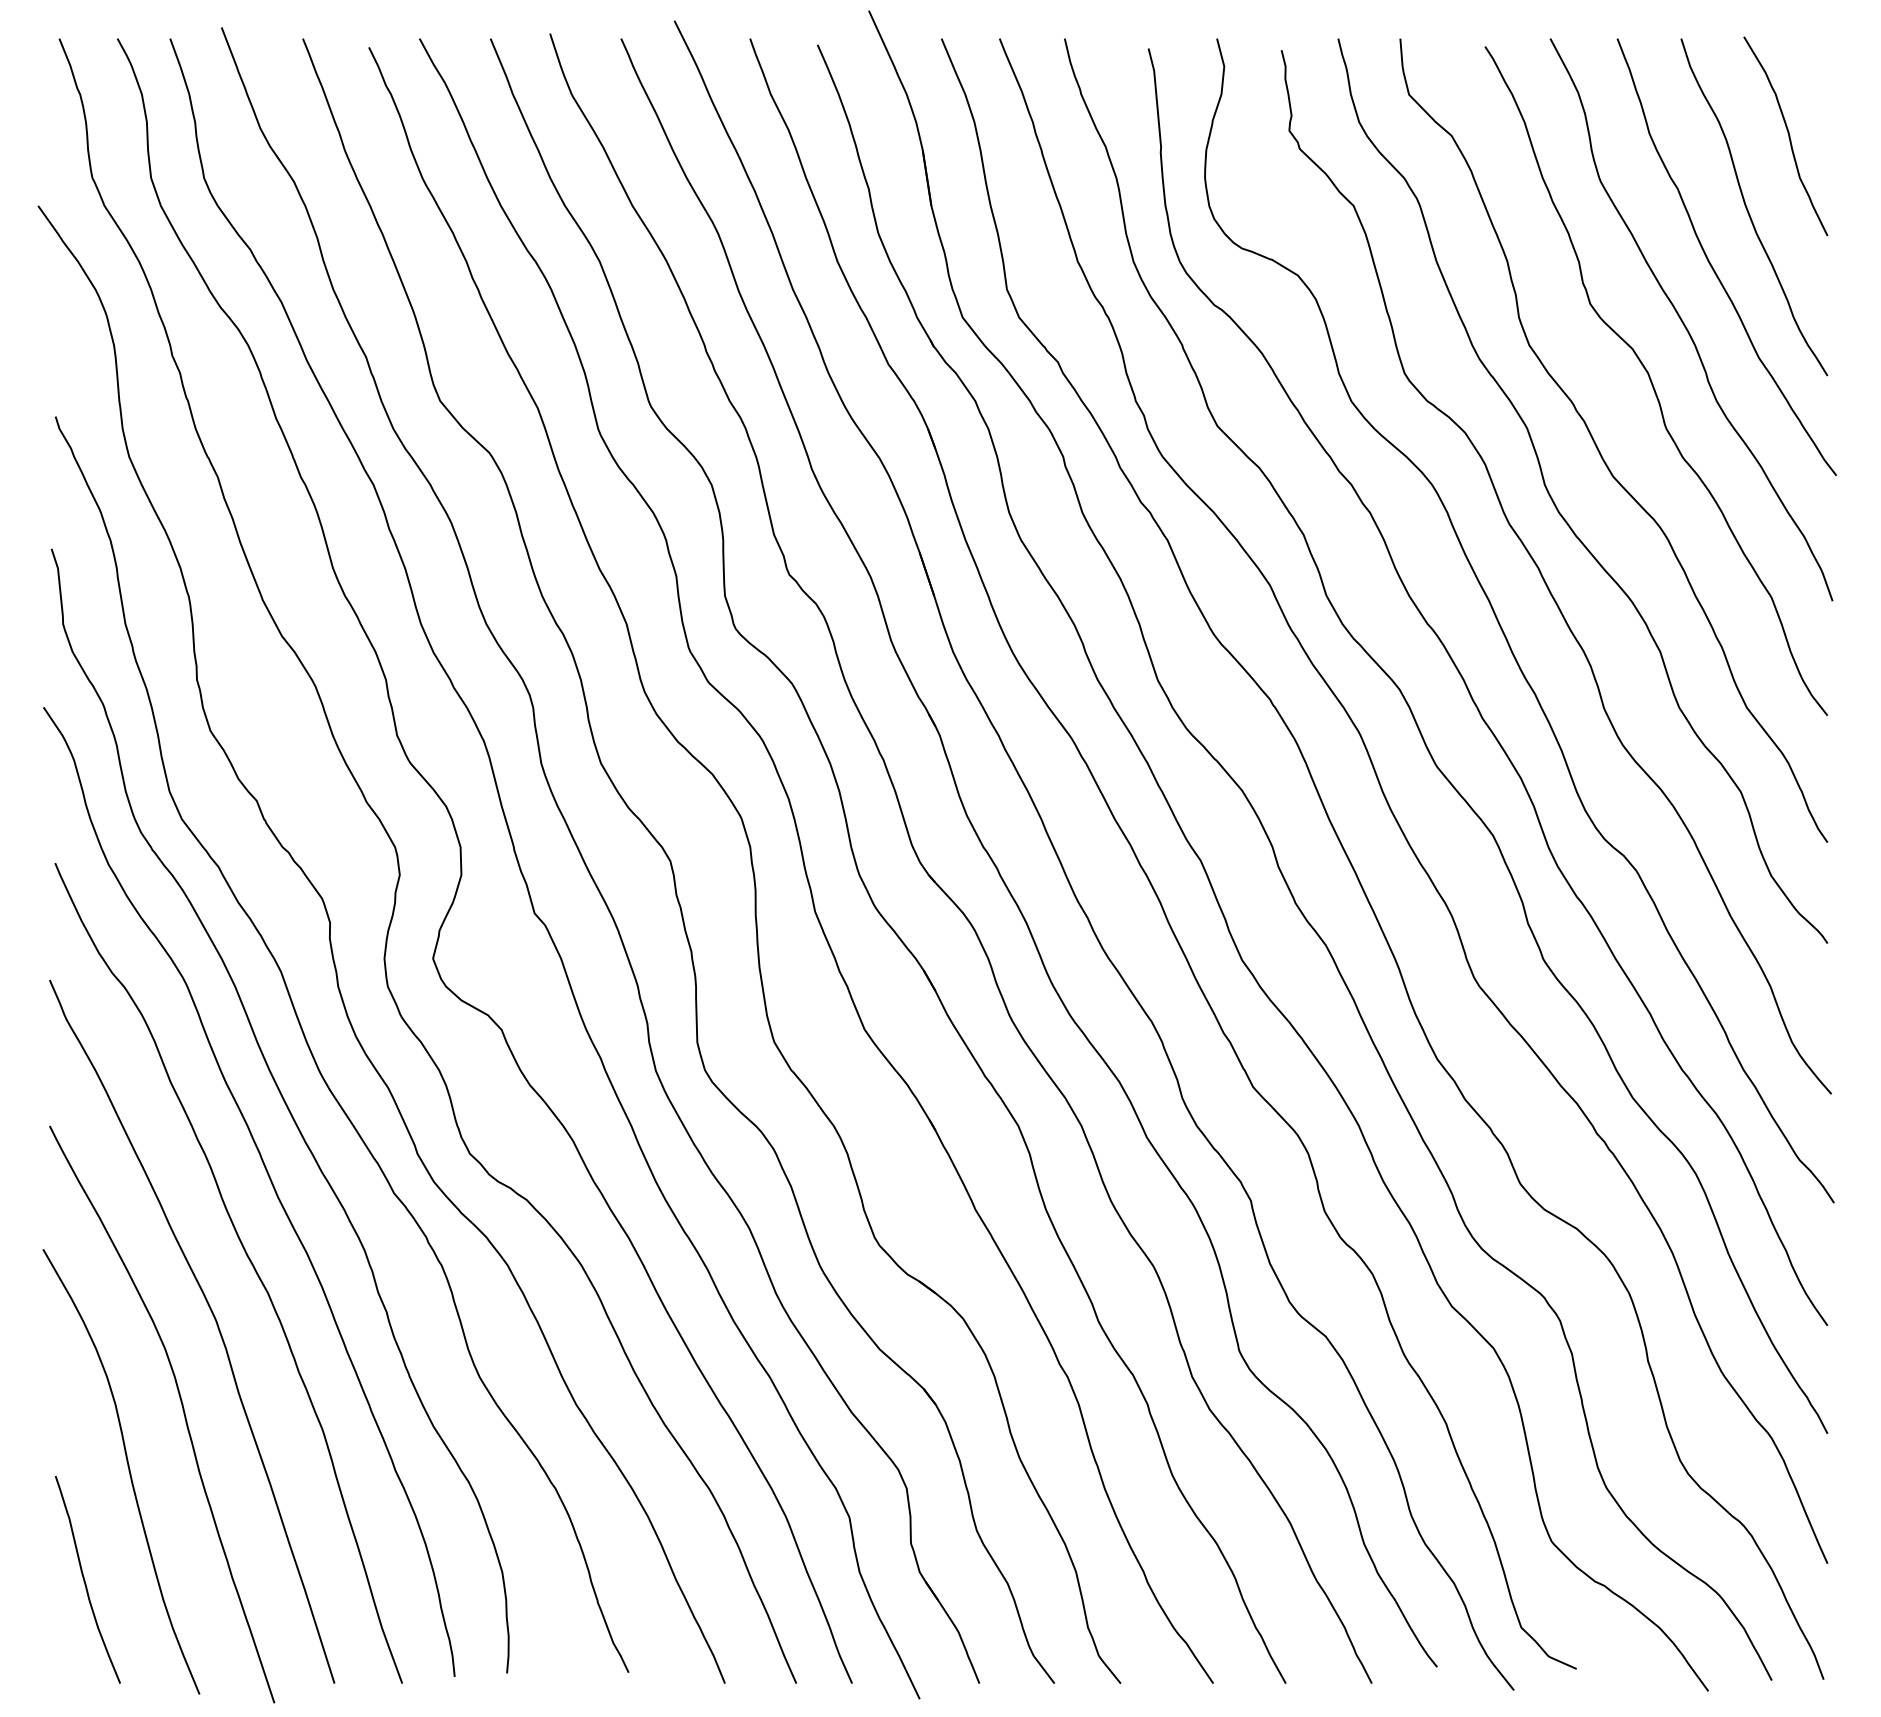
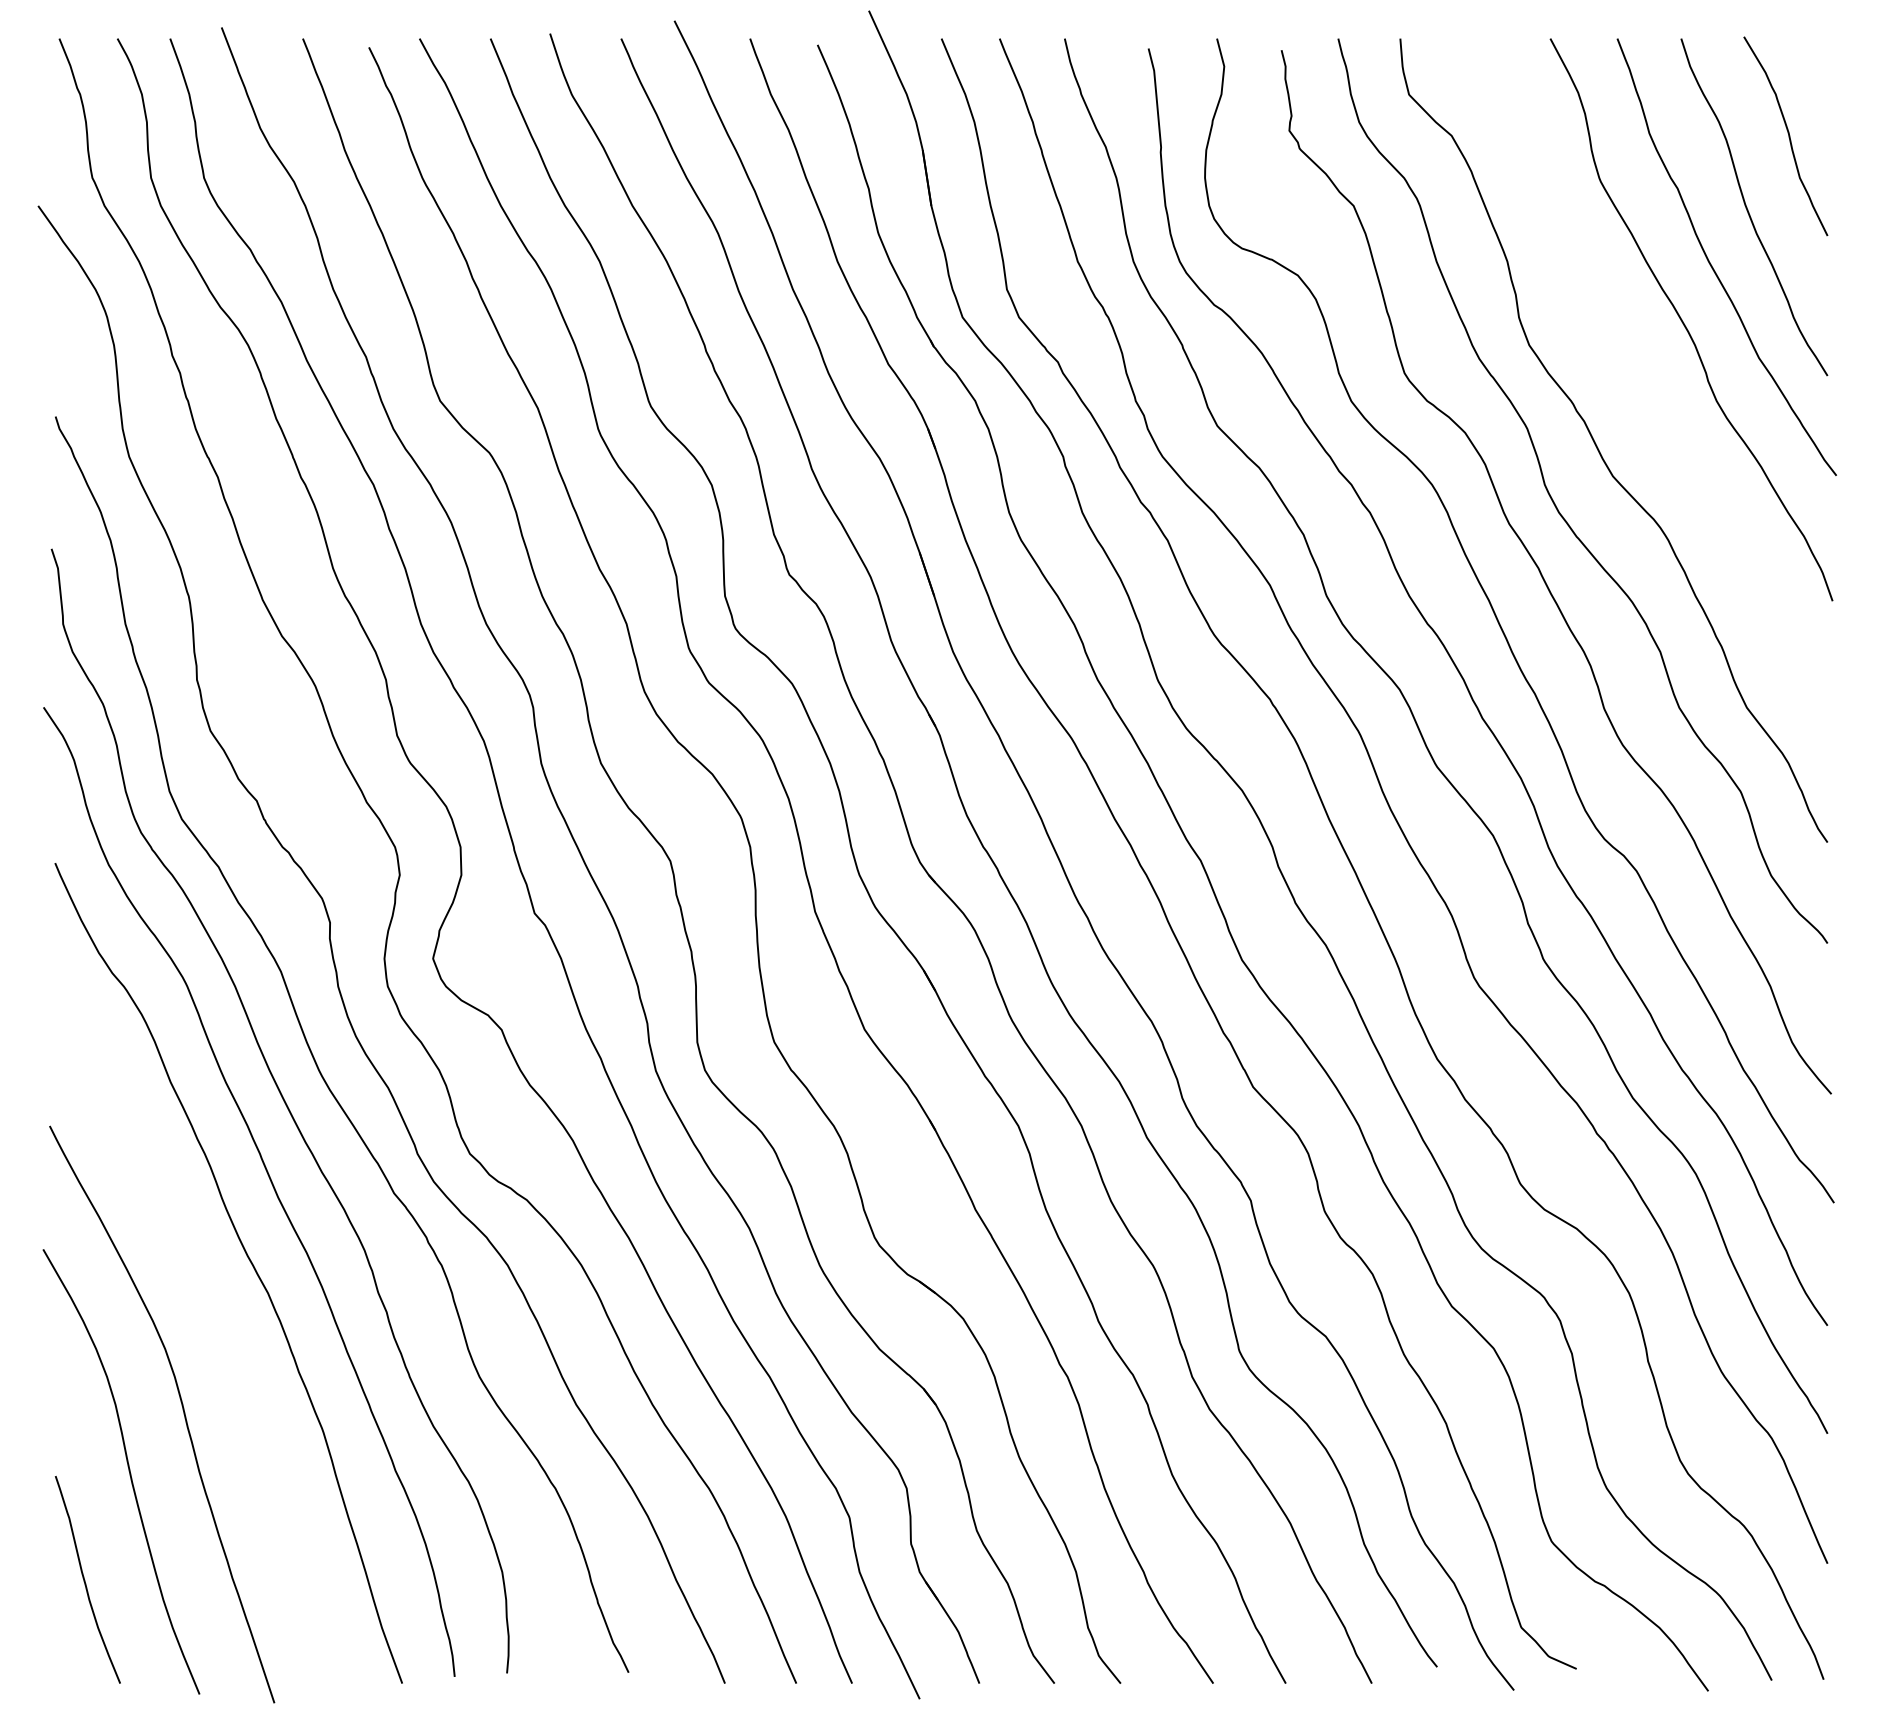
curve: present -> none (1652, 381)
curve: present -> none (215, 1322)
